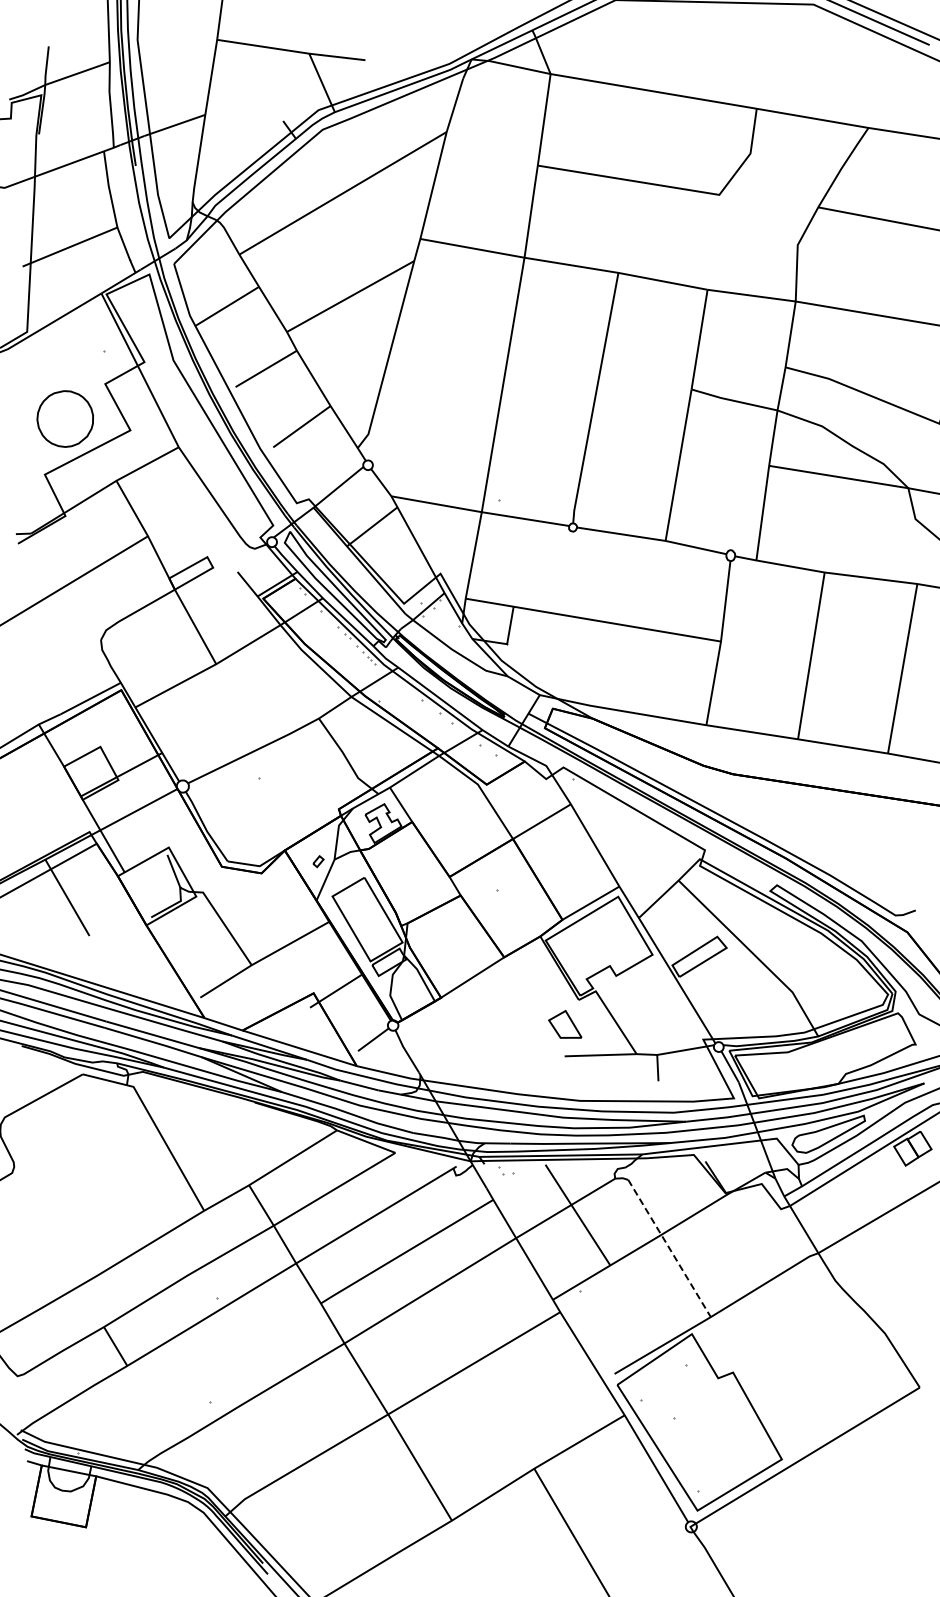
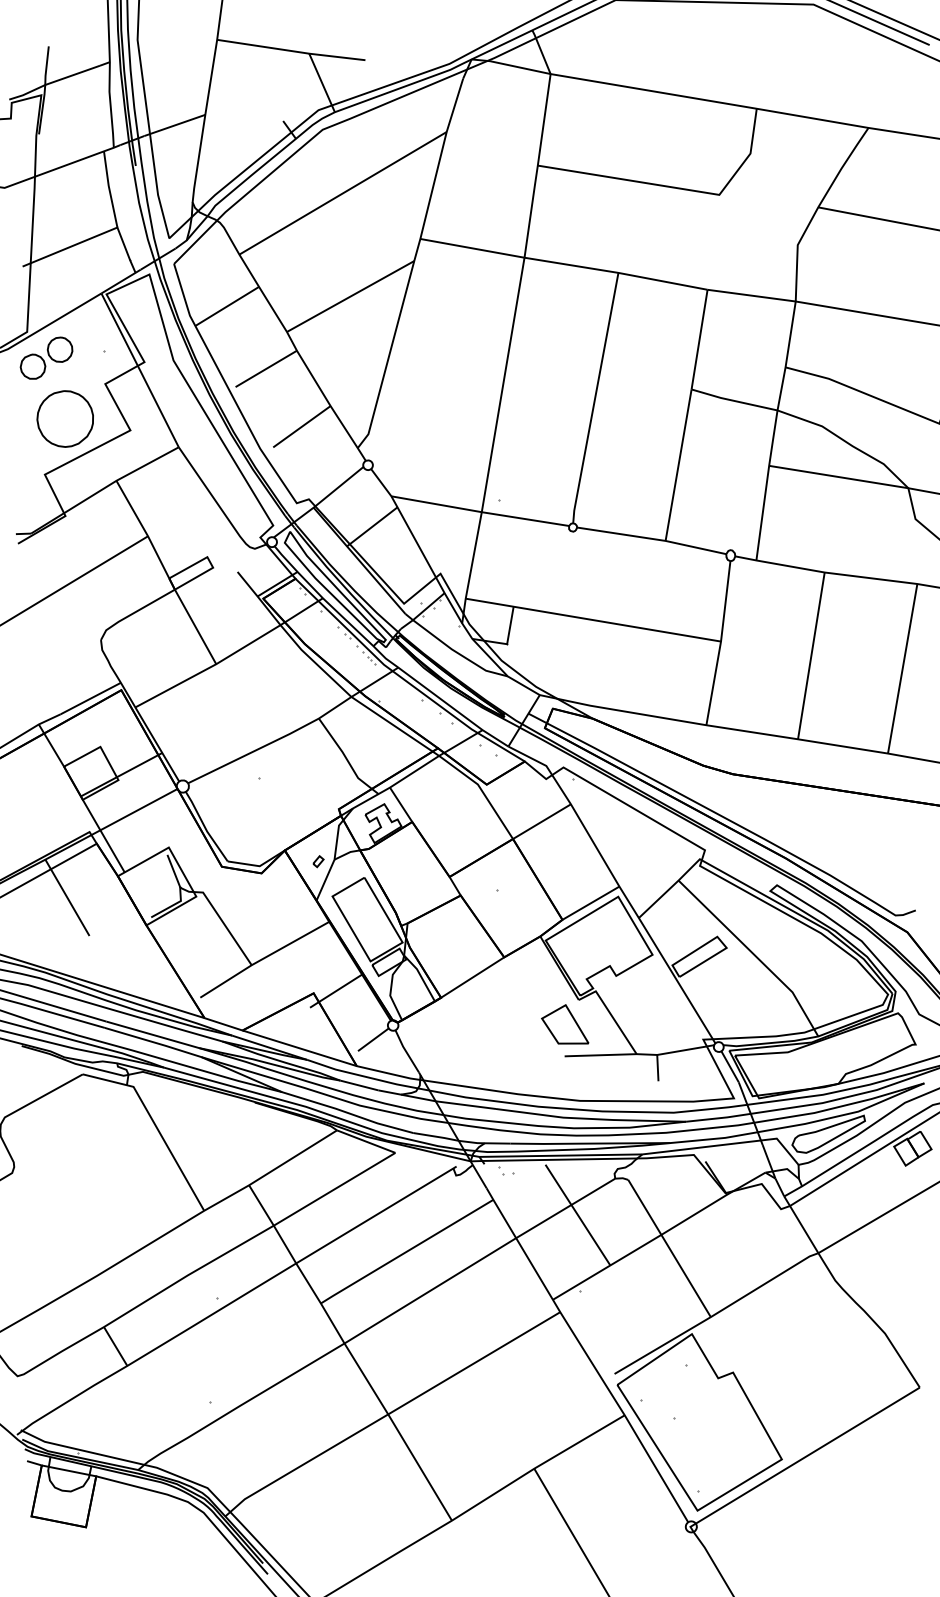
part: none -> present (46, 357)
part size: 35x29 px -> 49x41 px (565, 1024)
line: dashed -> solid (669, 1247)
